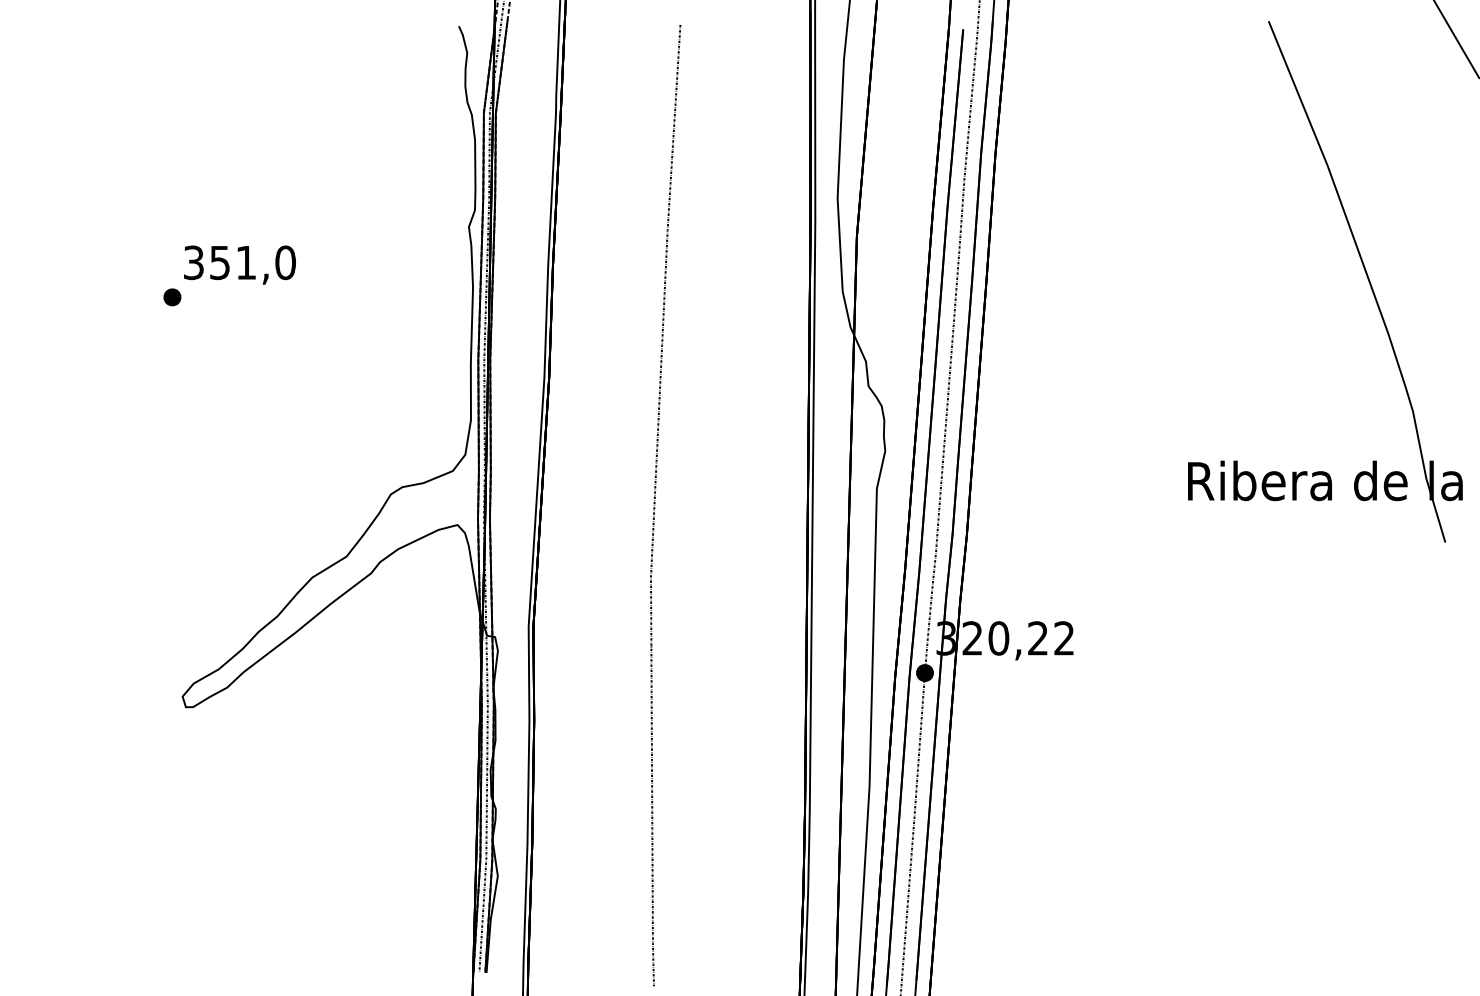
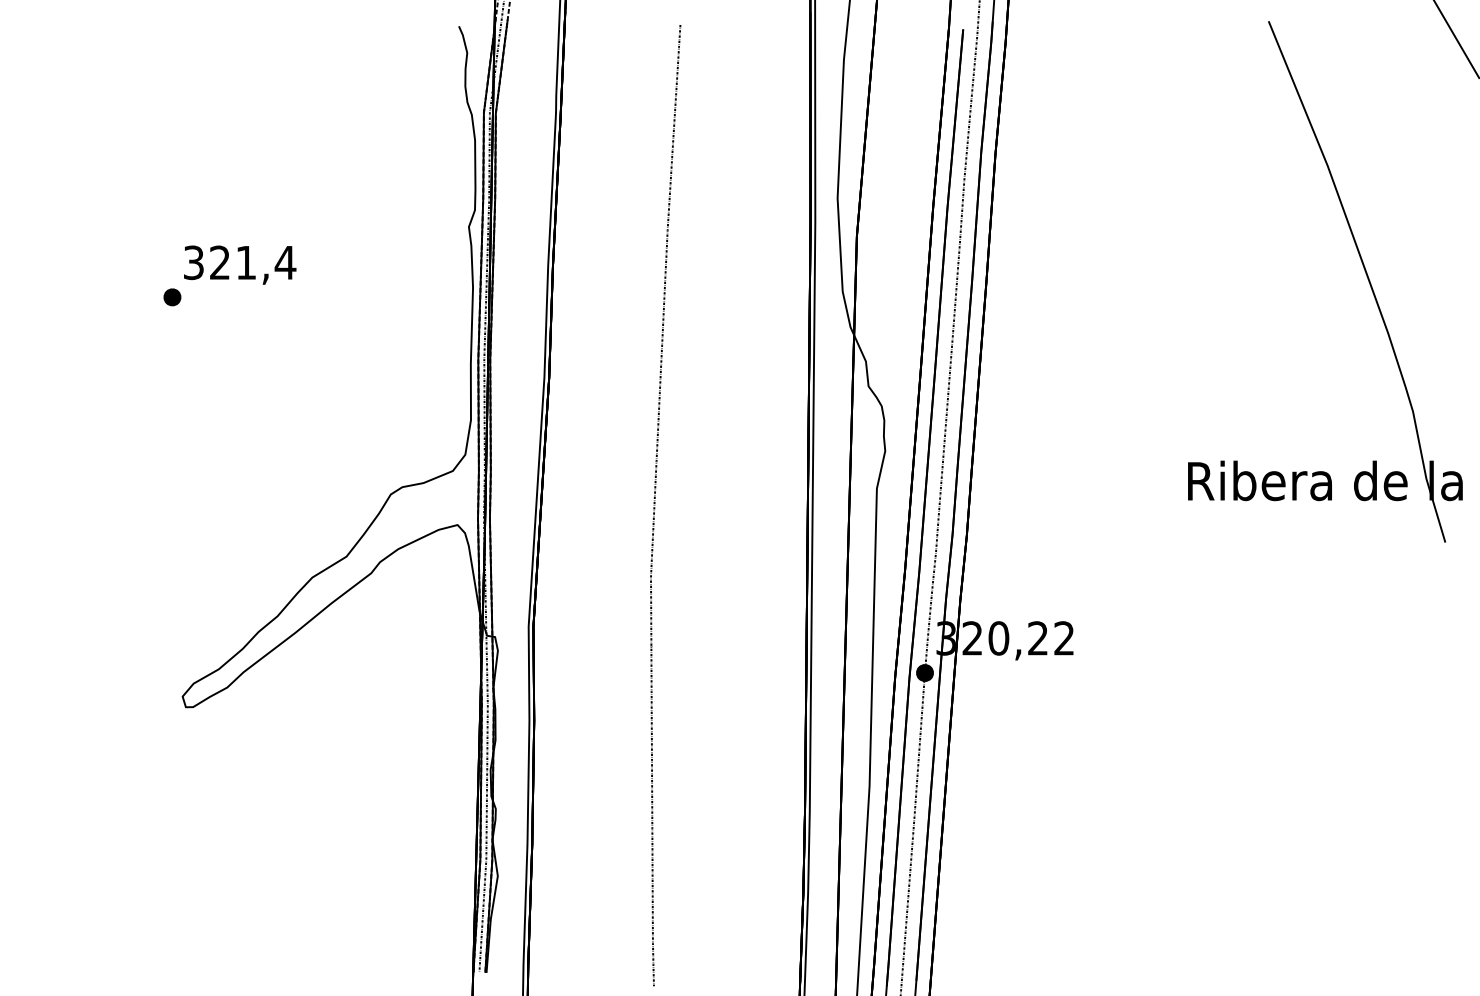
text: 351,0 -> 321,4 (253, 262)
